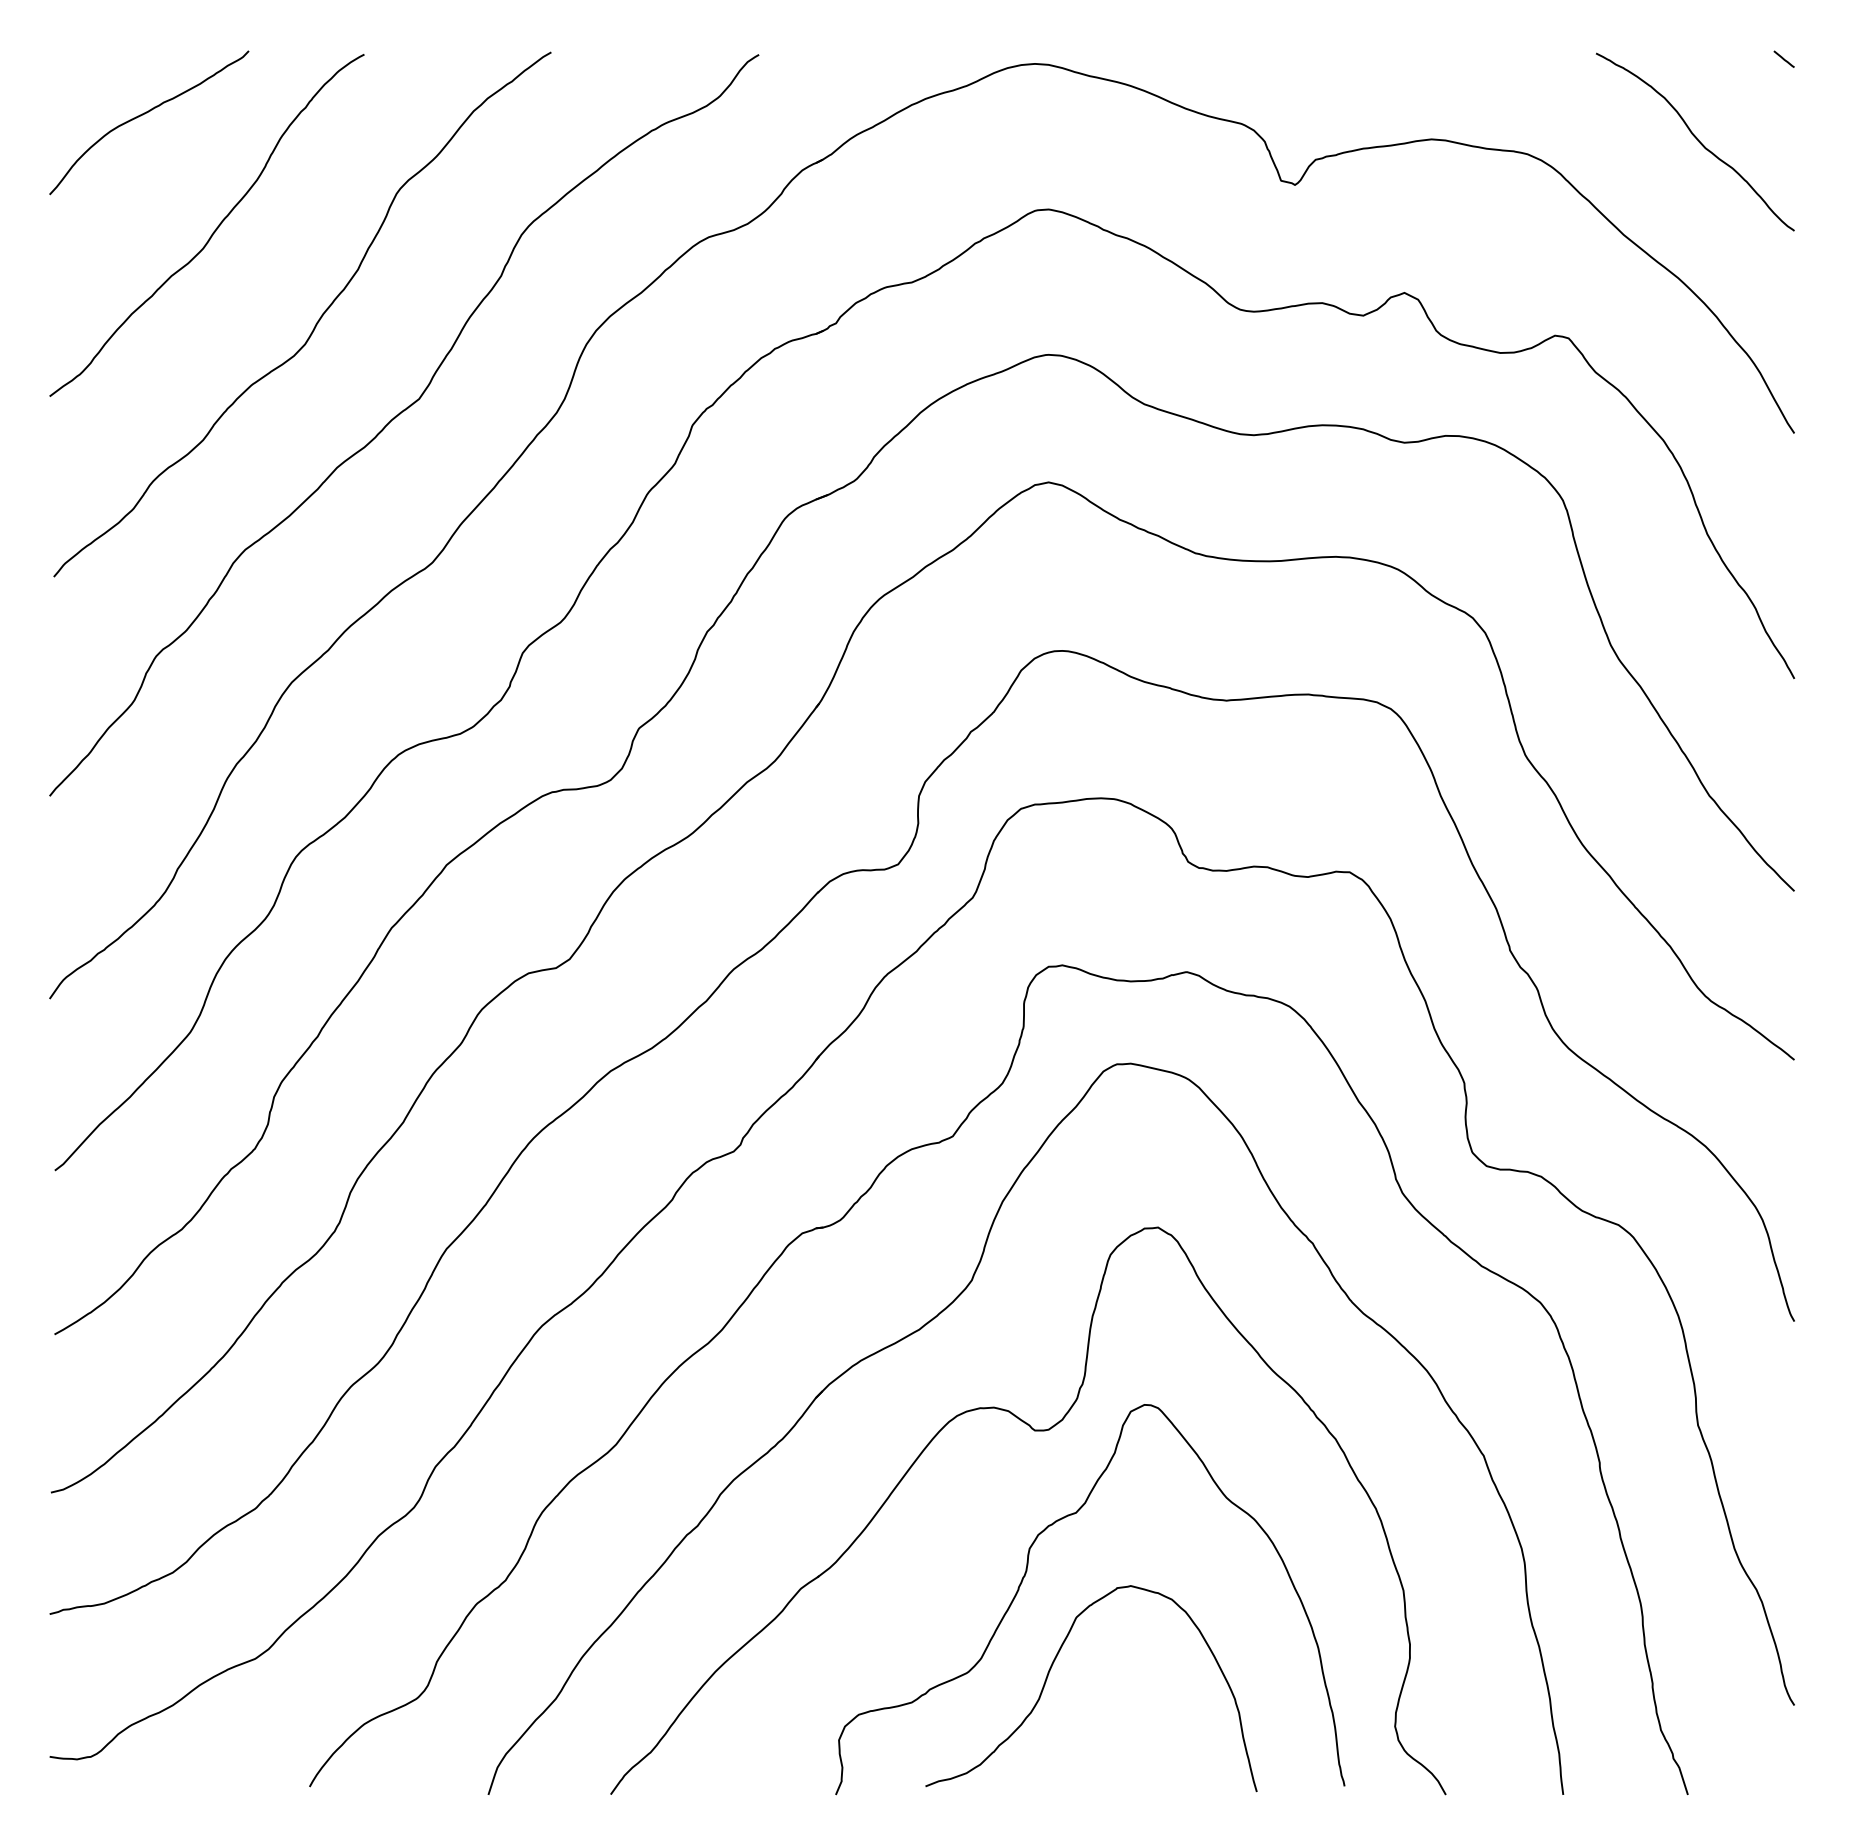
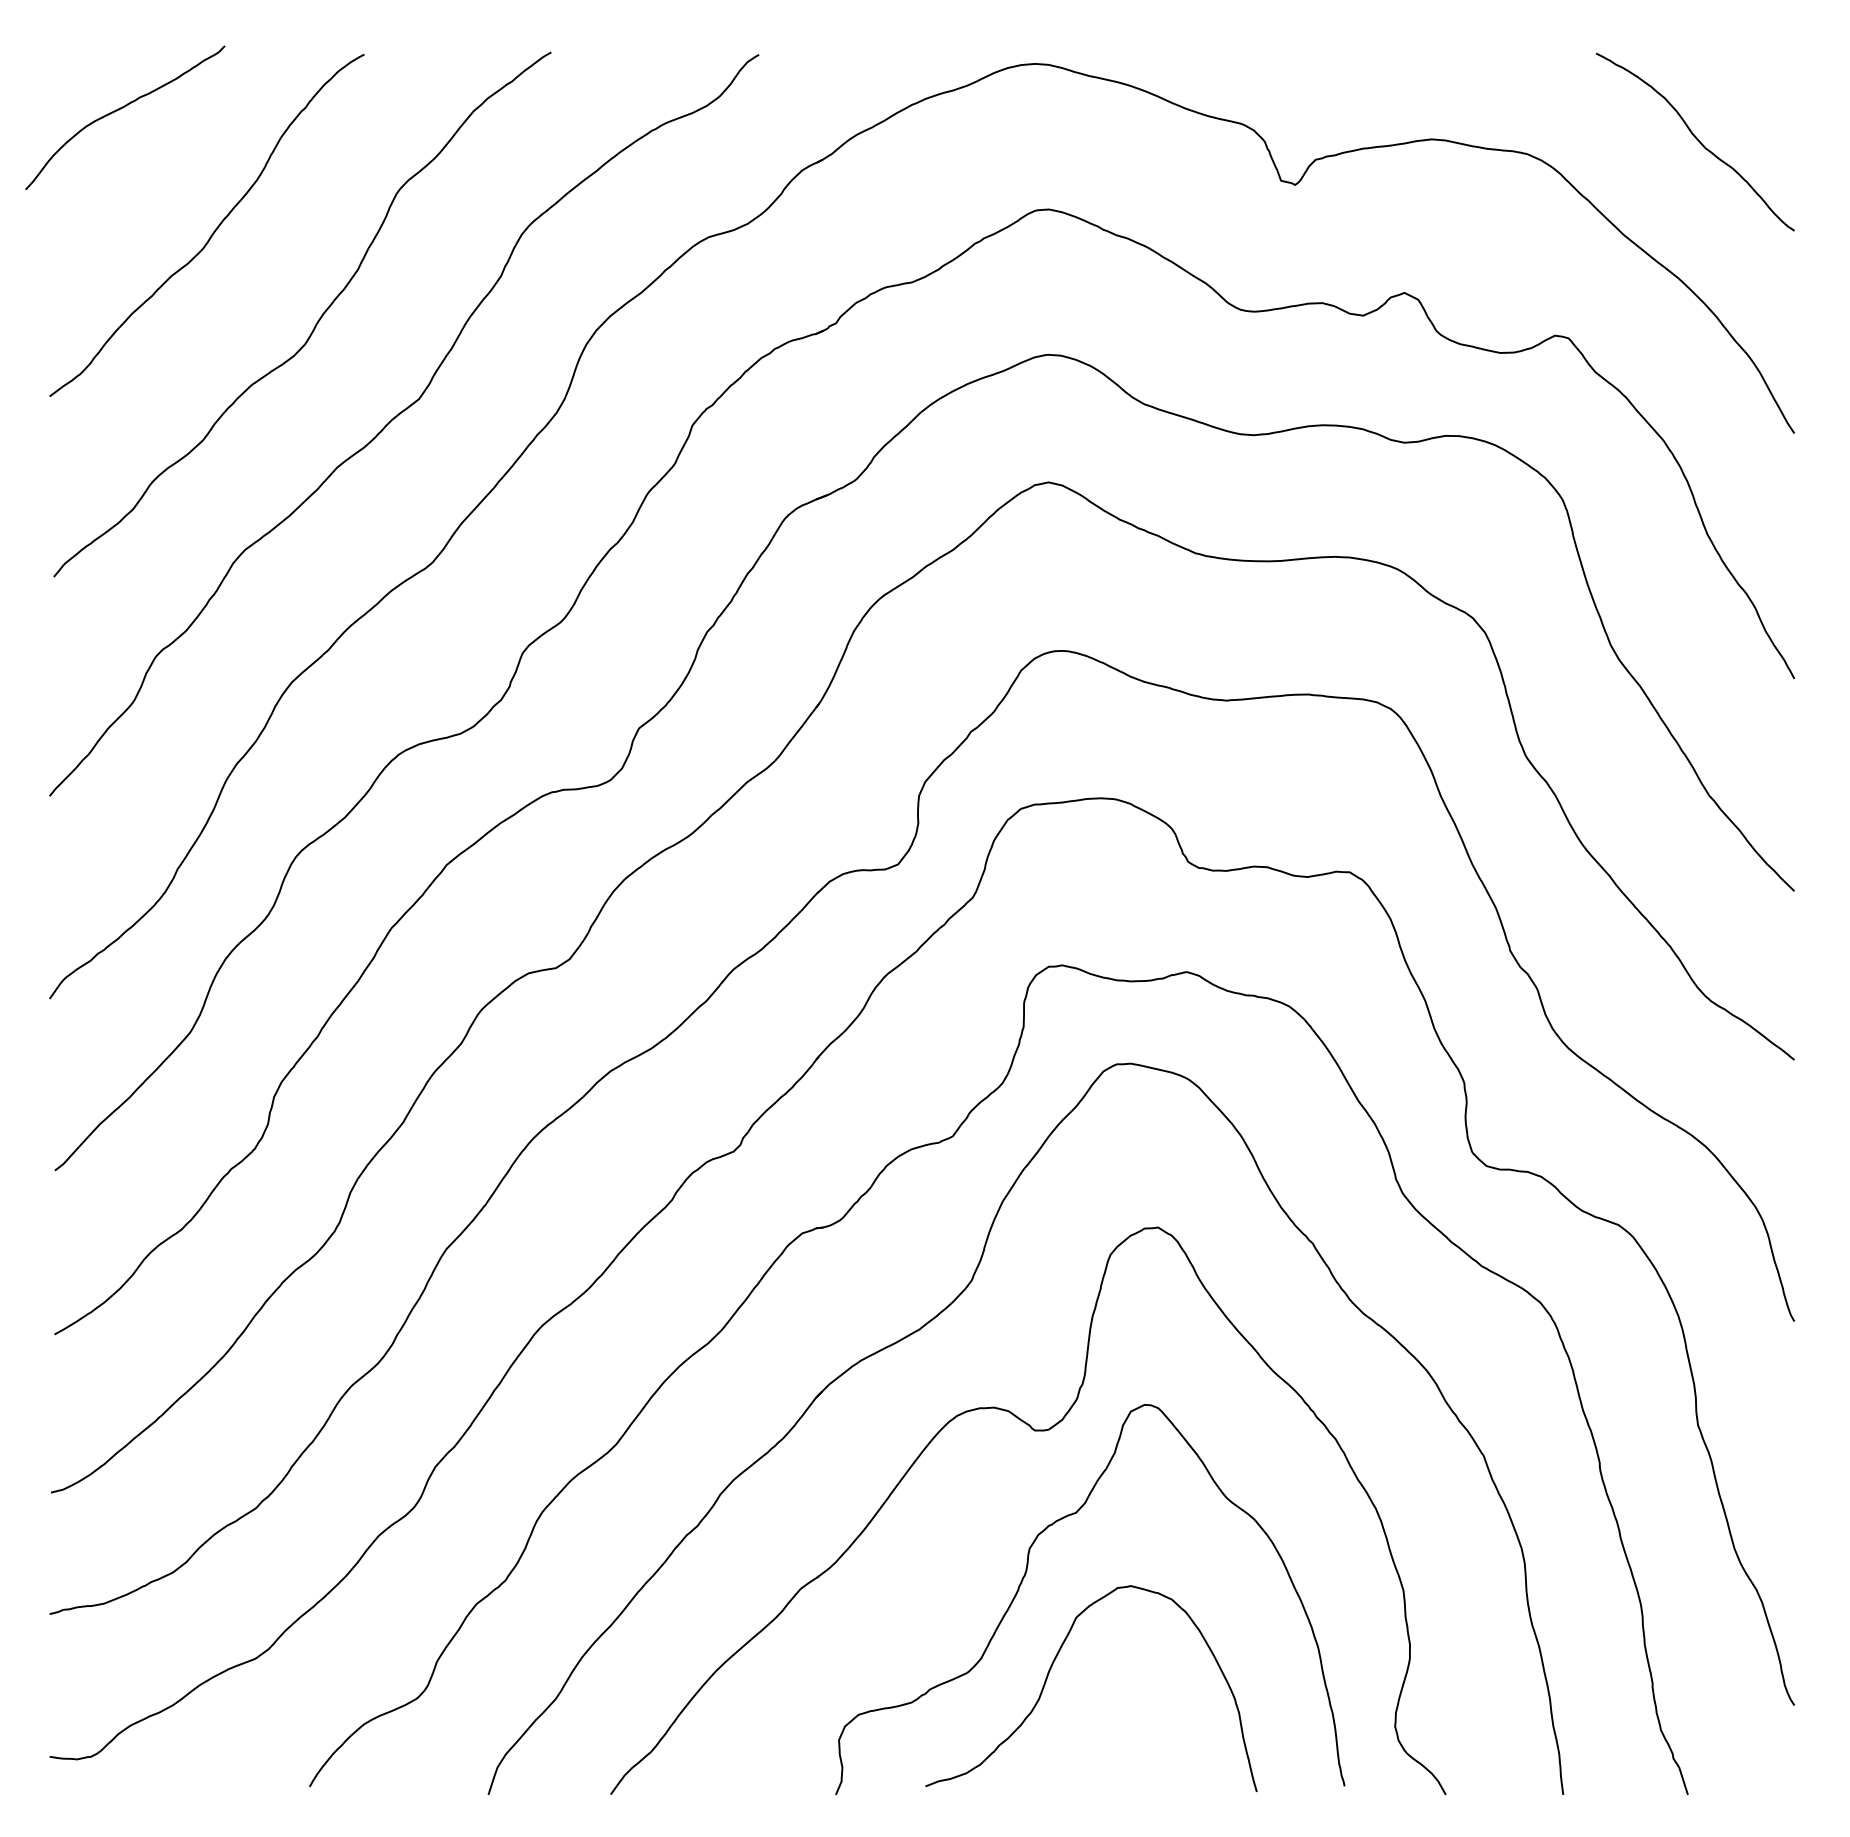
line: present -> none (1783, 58)
curve position: (145, 114) -> (121, 109) (121, 109)
